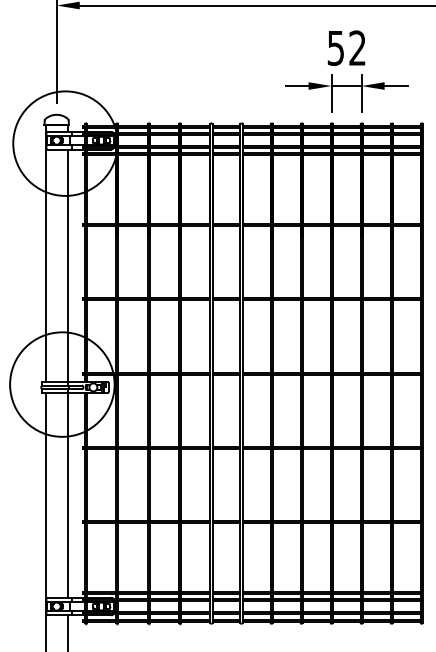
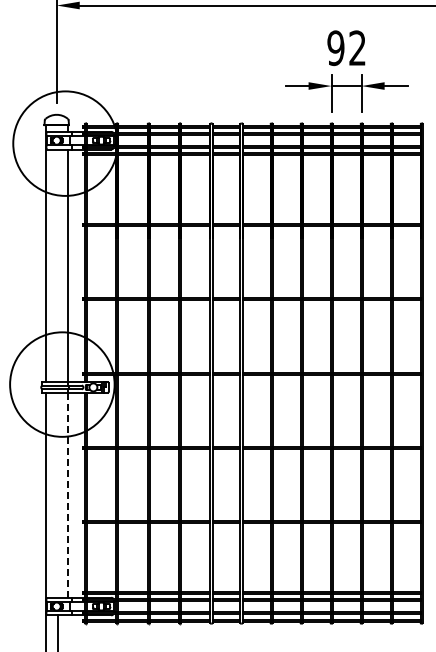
text: 52 -> 92 (335, 47)
line: solid -> dashed (67, 495)
line position: (67, 631) -> (57, 631) (57, 631)
